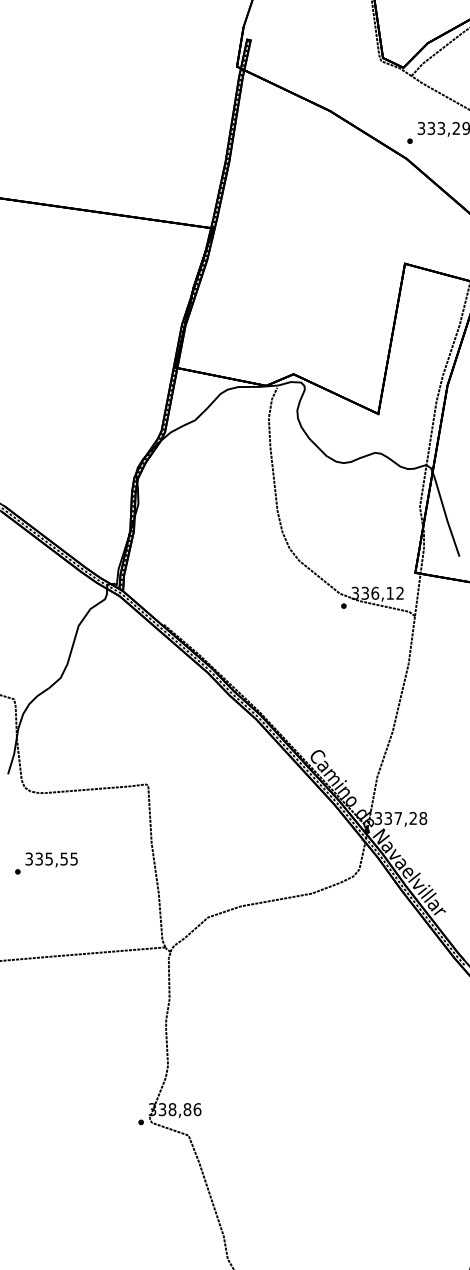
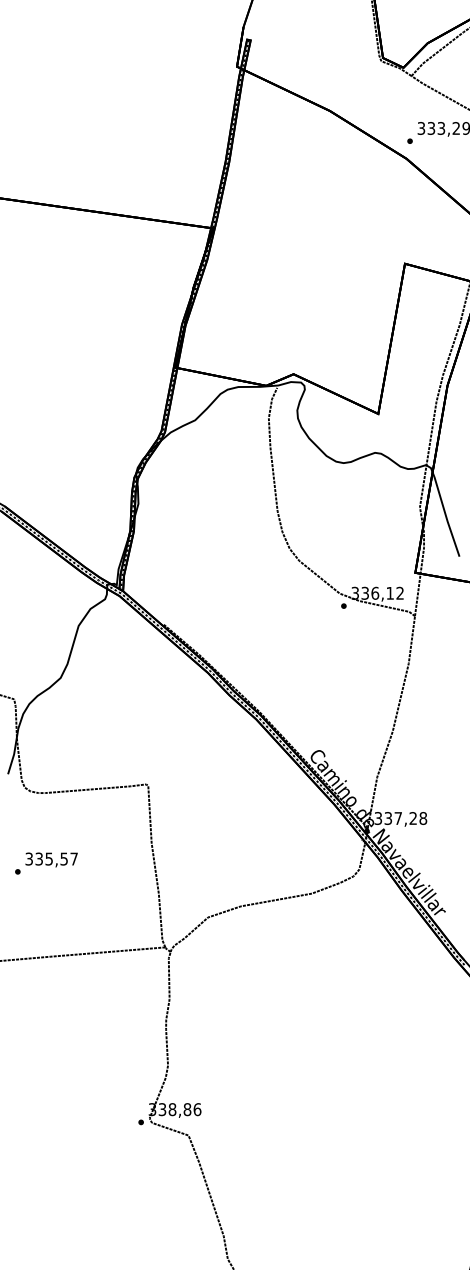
text: 335,55 -> 335,57 (73, 858)
